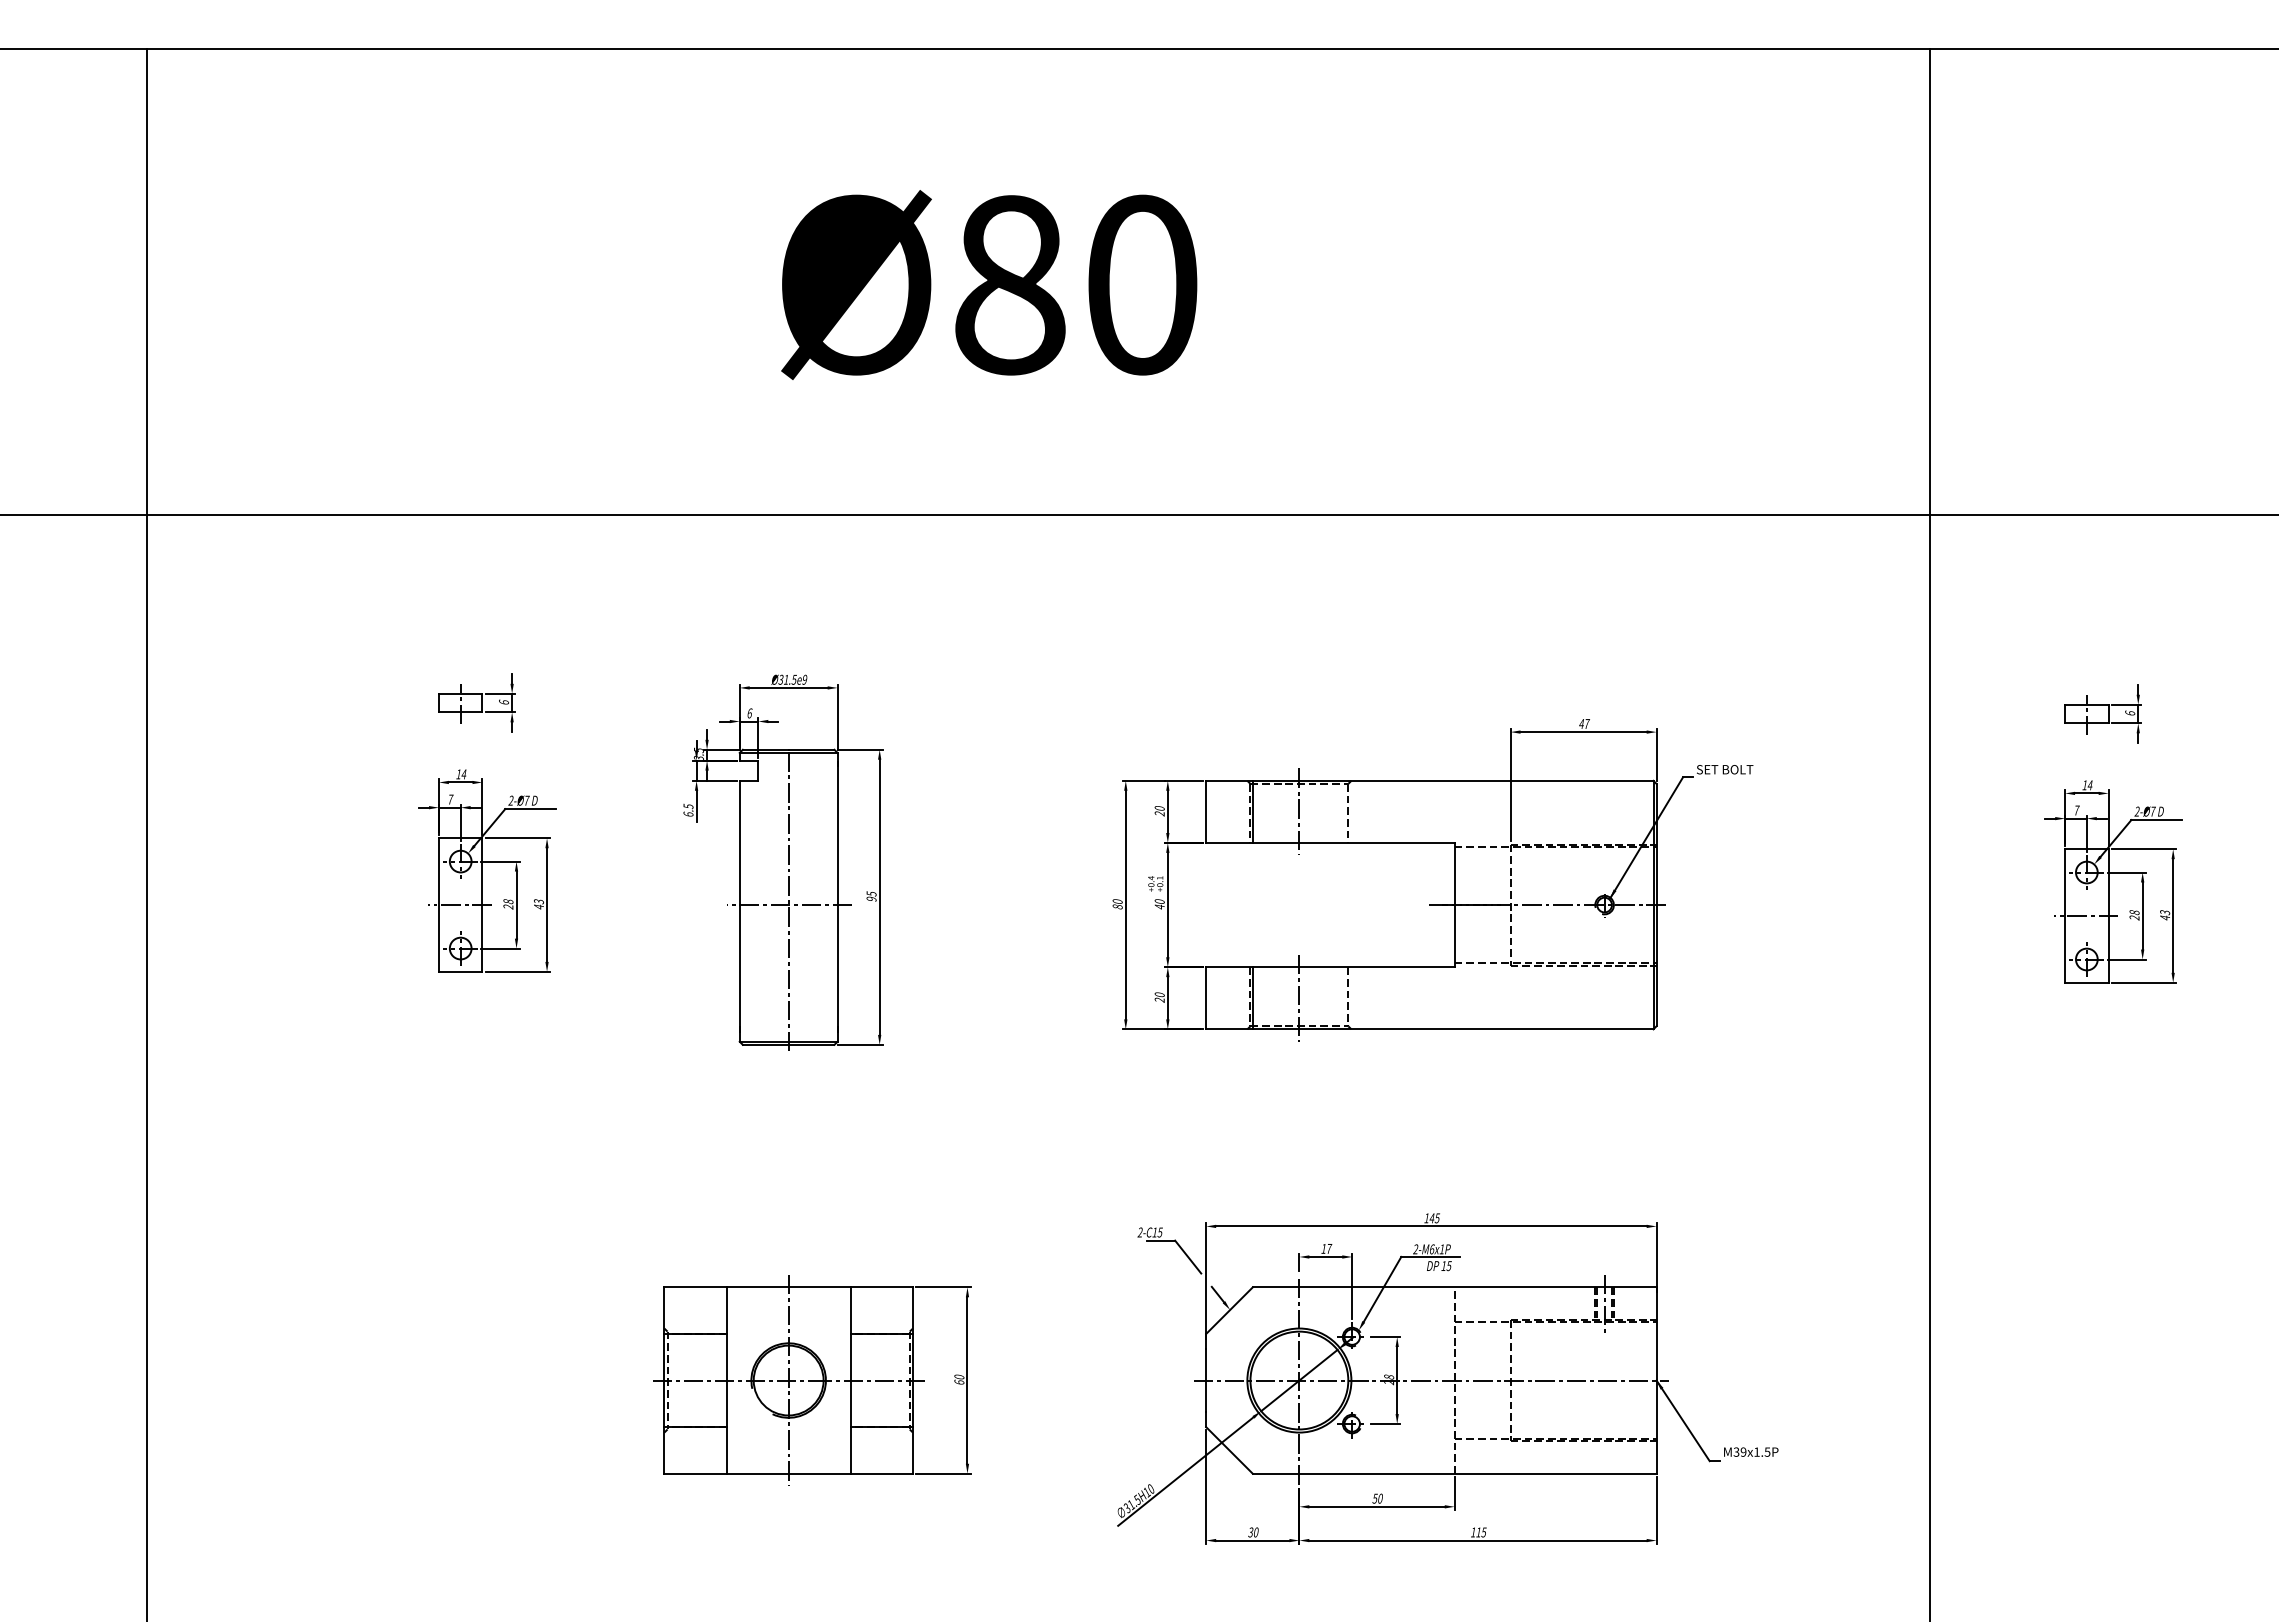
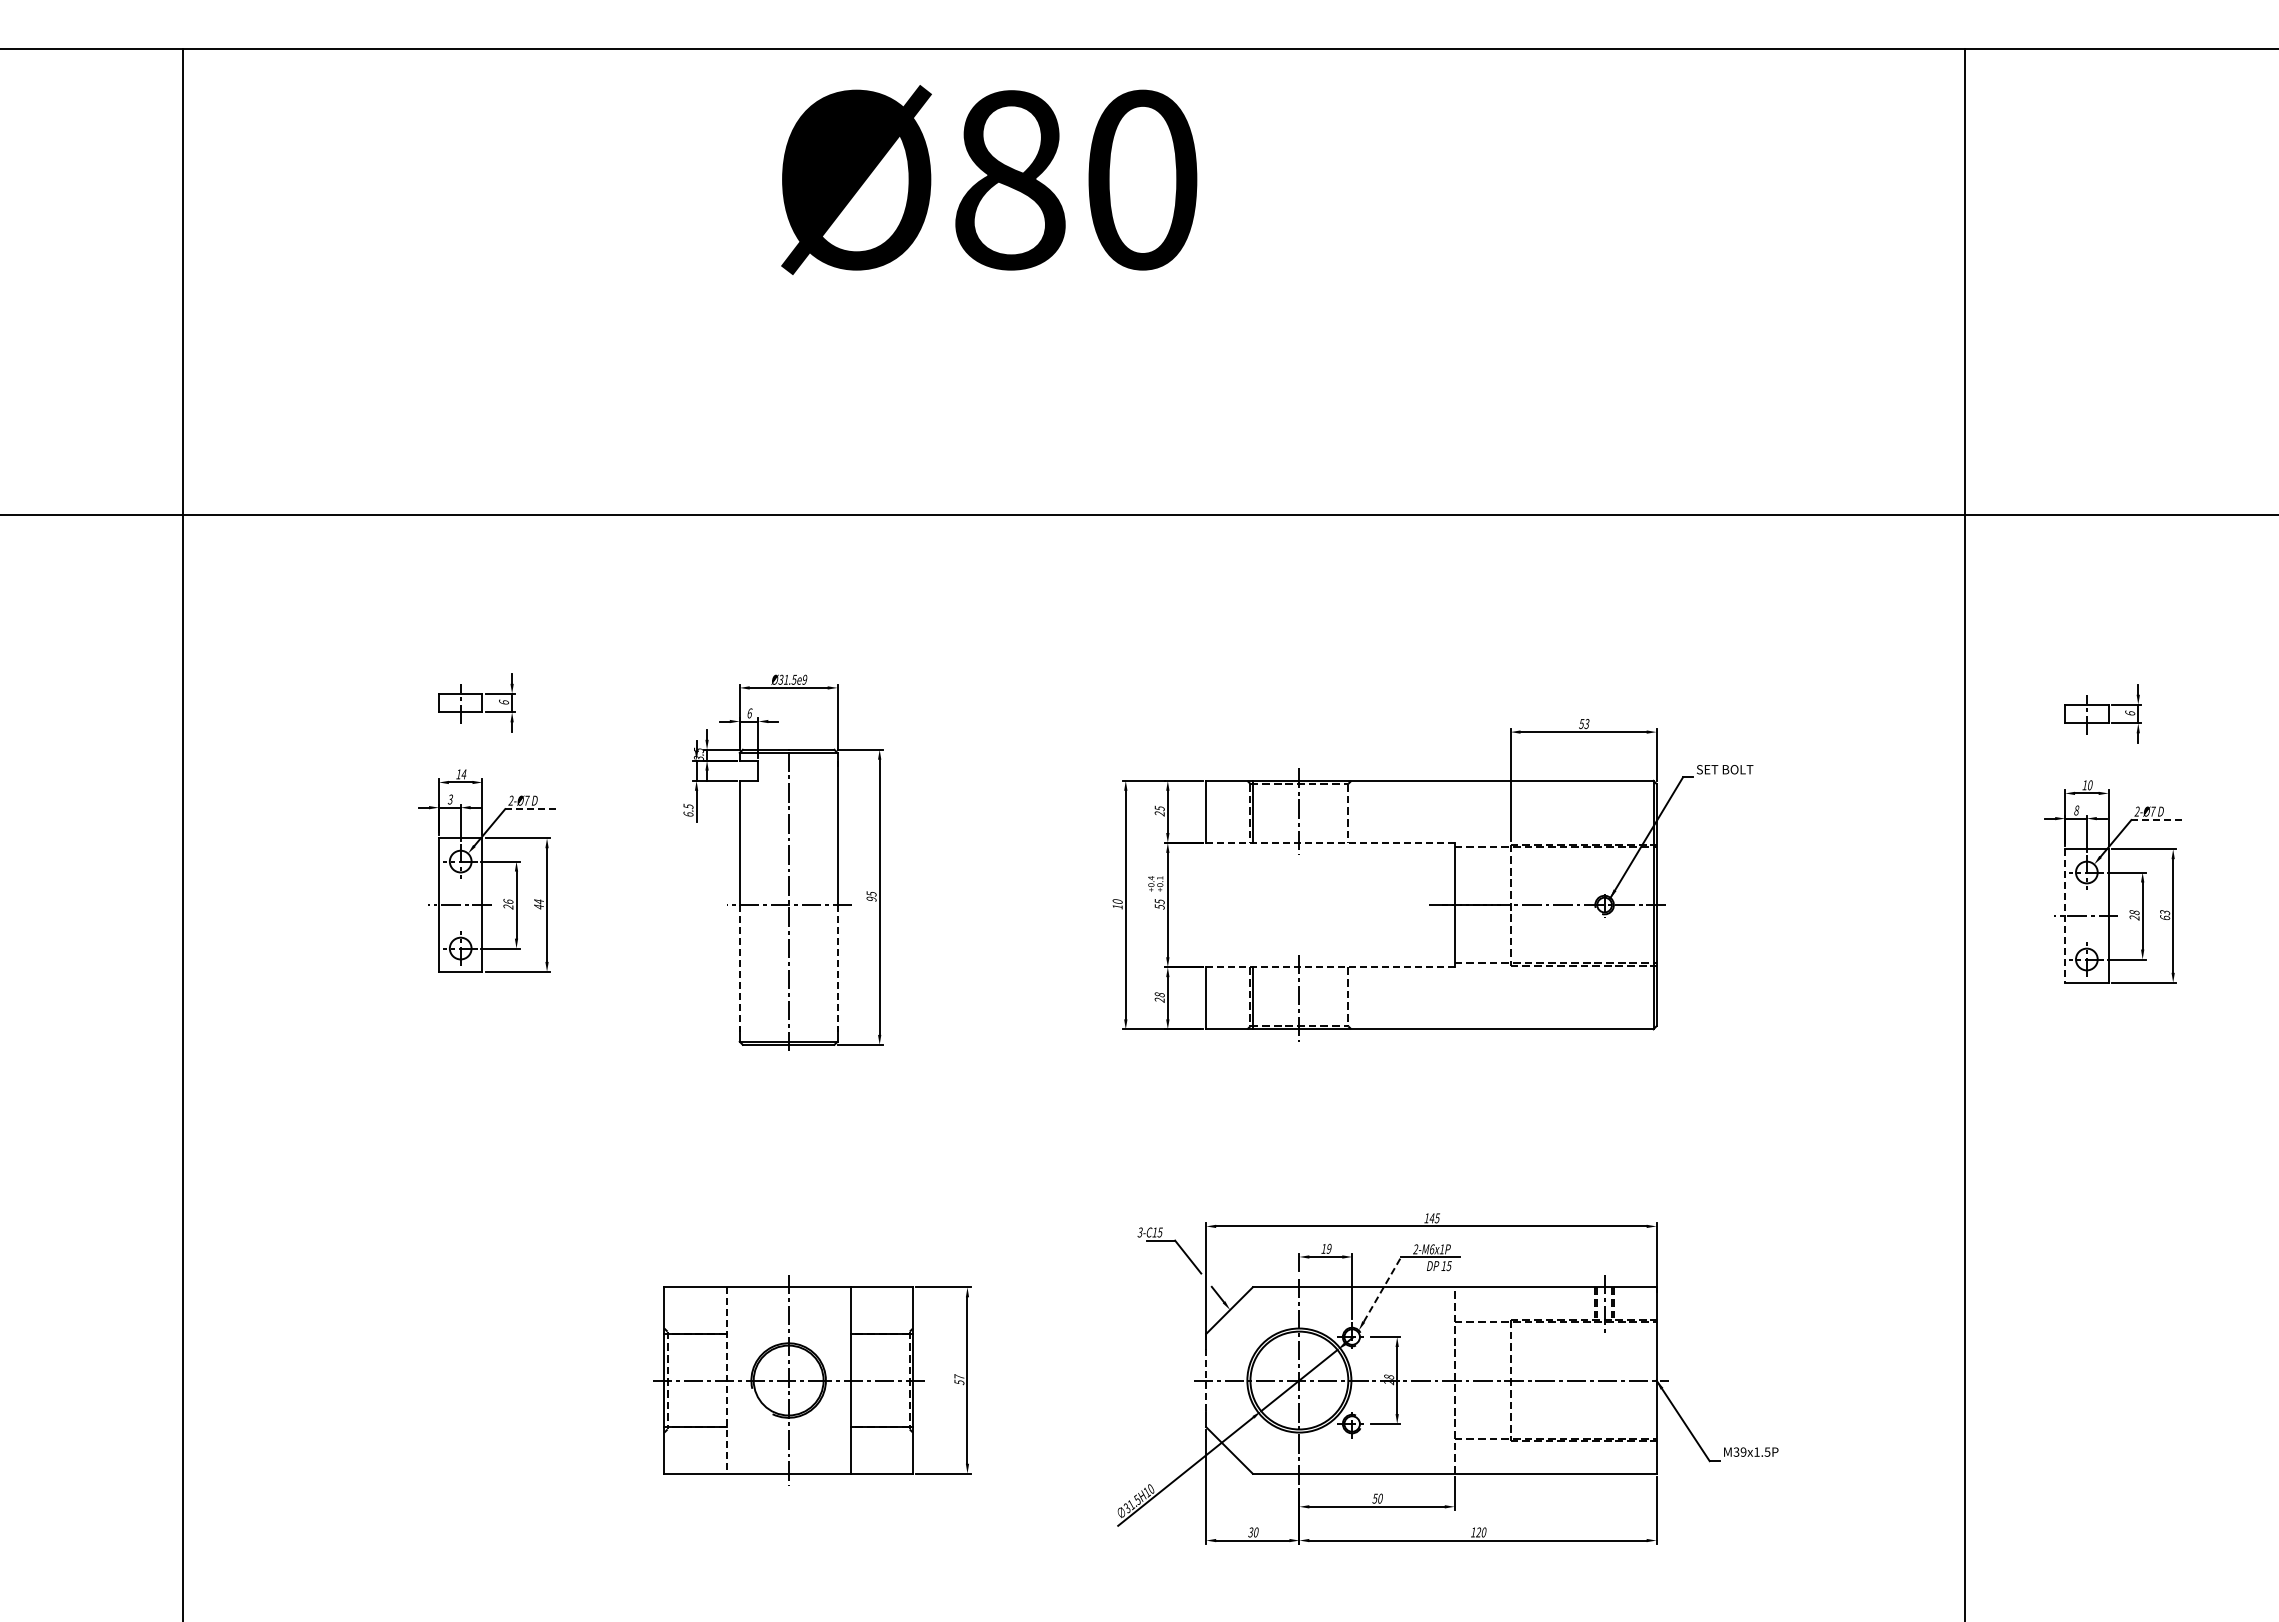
text position: (989, 284) -> (989, 179) (989, 179)
text: 47 -> 53 (1584, 724)
text: 14 -> 10 (2089, 785)
text: 7 -> 3 (450, 799)
text: 20 -> 25 (1159, 808)
line: solid -> dashed (531, 809)
text: 7 -> 8 (2076, 810)
line: solid -> dashed (2157, 820)
line position: (147, 833) -> (183, 833) (183, 833)
line position: (1930, 833) -> (1965, 833) (1965, 833)
line: solid -> dashed (1329, 842)
text: 28 -> 26 (508, 901)
text: 43 -> 44 (538, 901)
text: 40 -> 55 (1159, 904)
text: 80 -> 10 (1117, 906)
line: solid -> dashed (2065, 916)
text: 43 -> 63 (2165, 917)
line: solid -> dashed (1330, 967)
line: solid -> dashed (739, 968)
line: solid -> dashed (837, 968)
text: 20 -> 28 (1159, 994)
text: 2-C15 -> 3-C15 (1139, 1232)
text: 17 -> 19 (1329, 1248)
line: solid -> dashed (1382, 1289)
text: 60 -> 57 (959, 1379)
line: solid -> dashed (726, 1381)
line: solid -> dashed (1206, 1381)
text: 115 -> 120 (1481, 1532)
